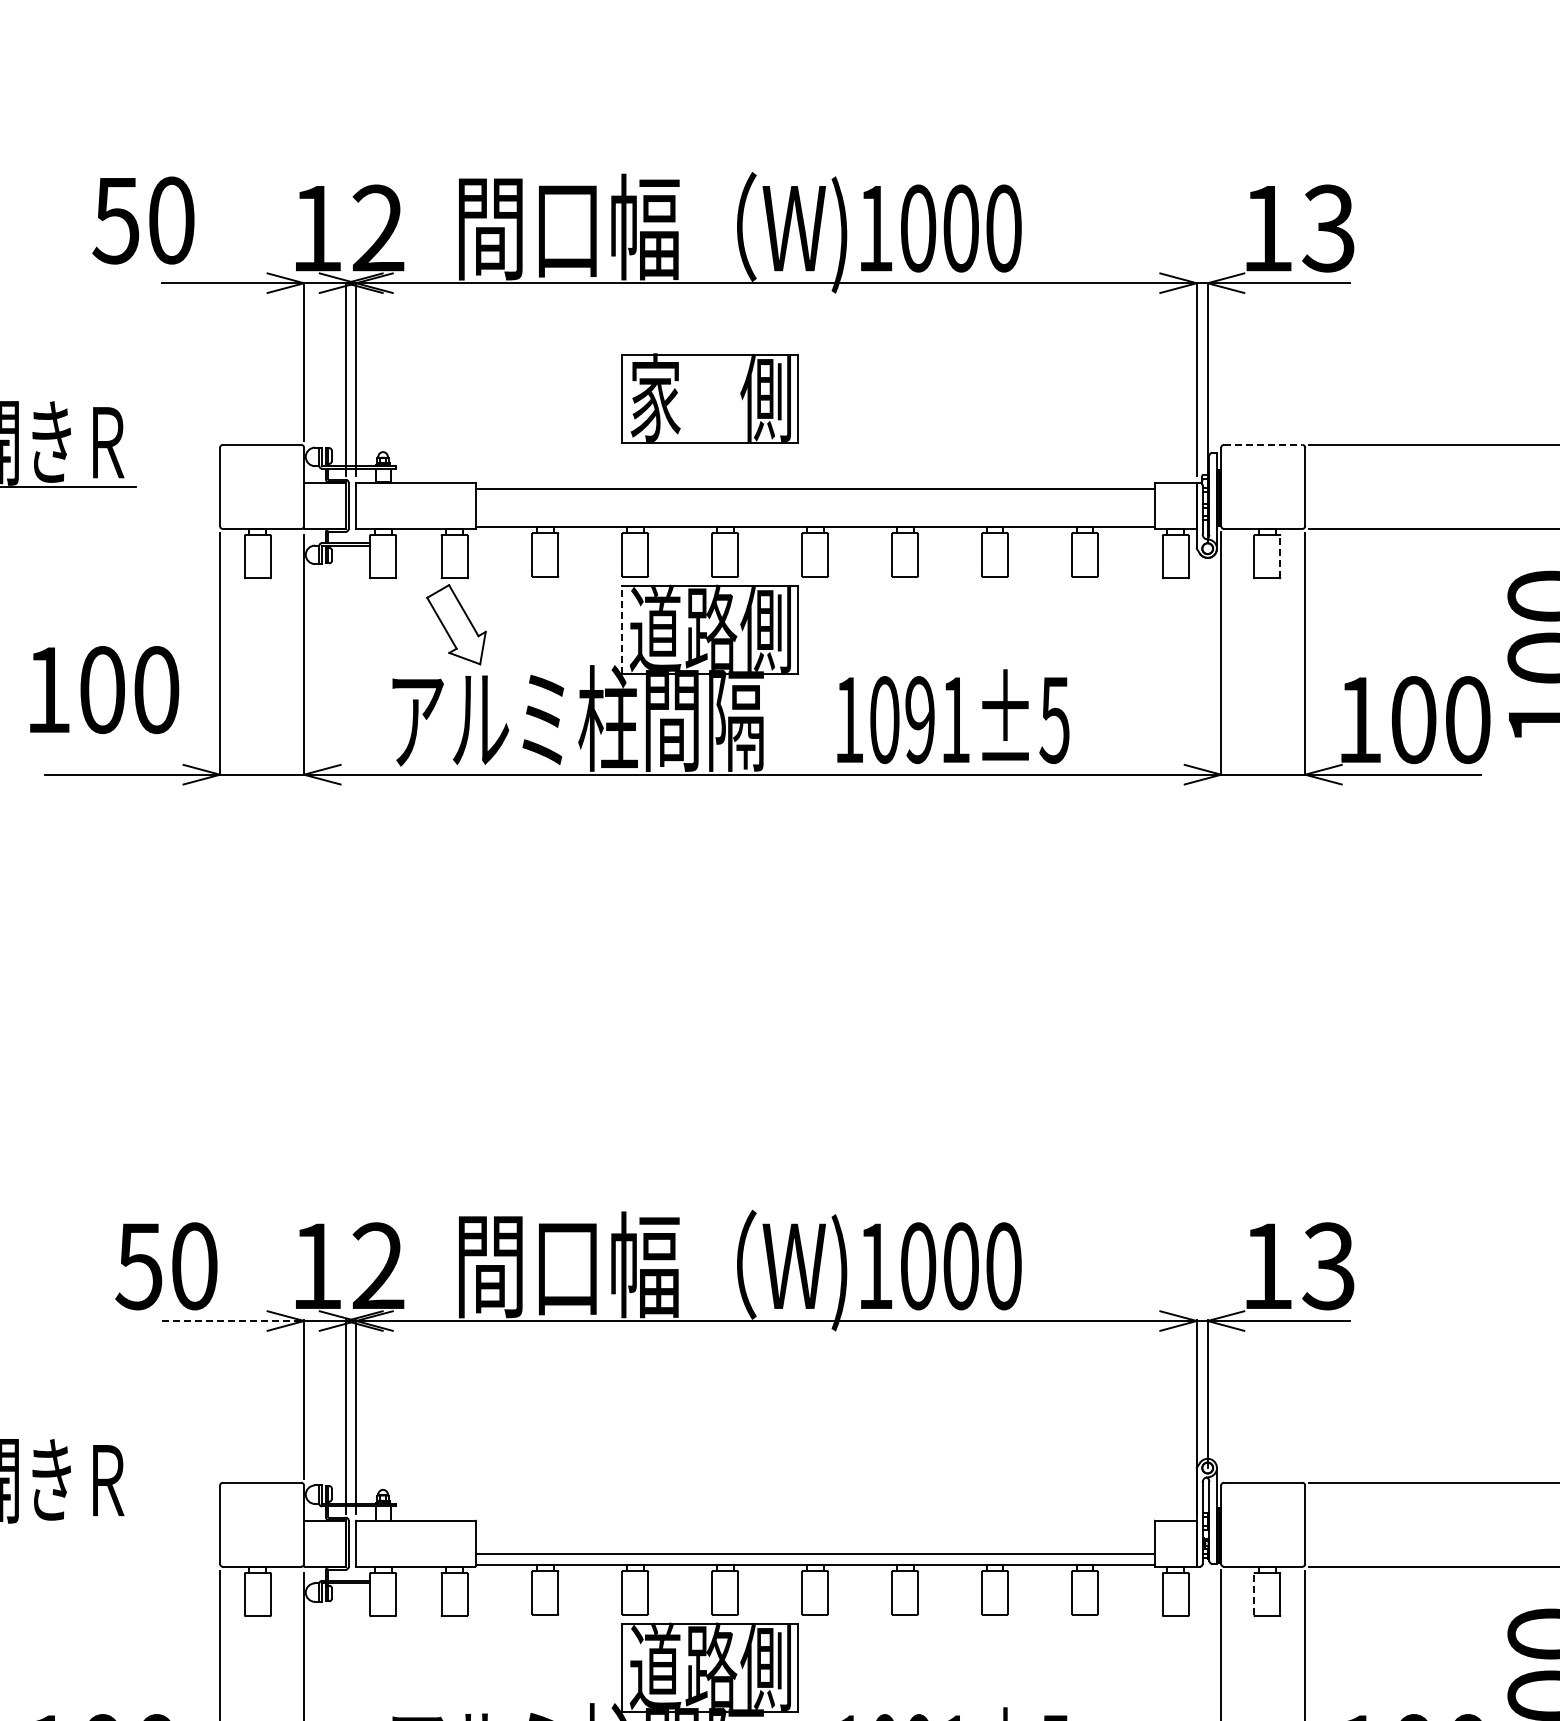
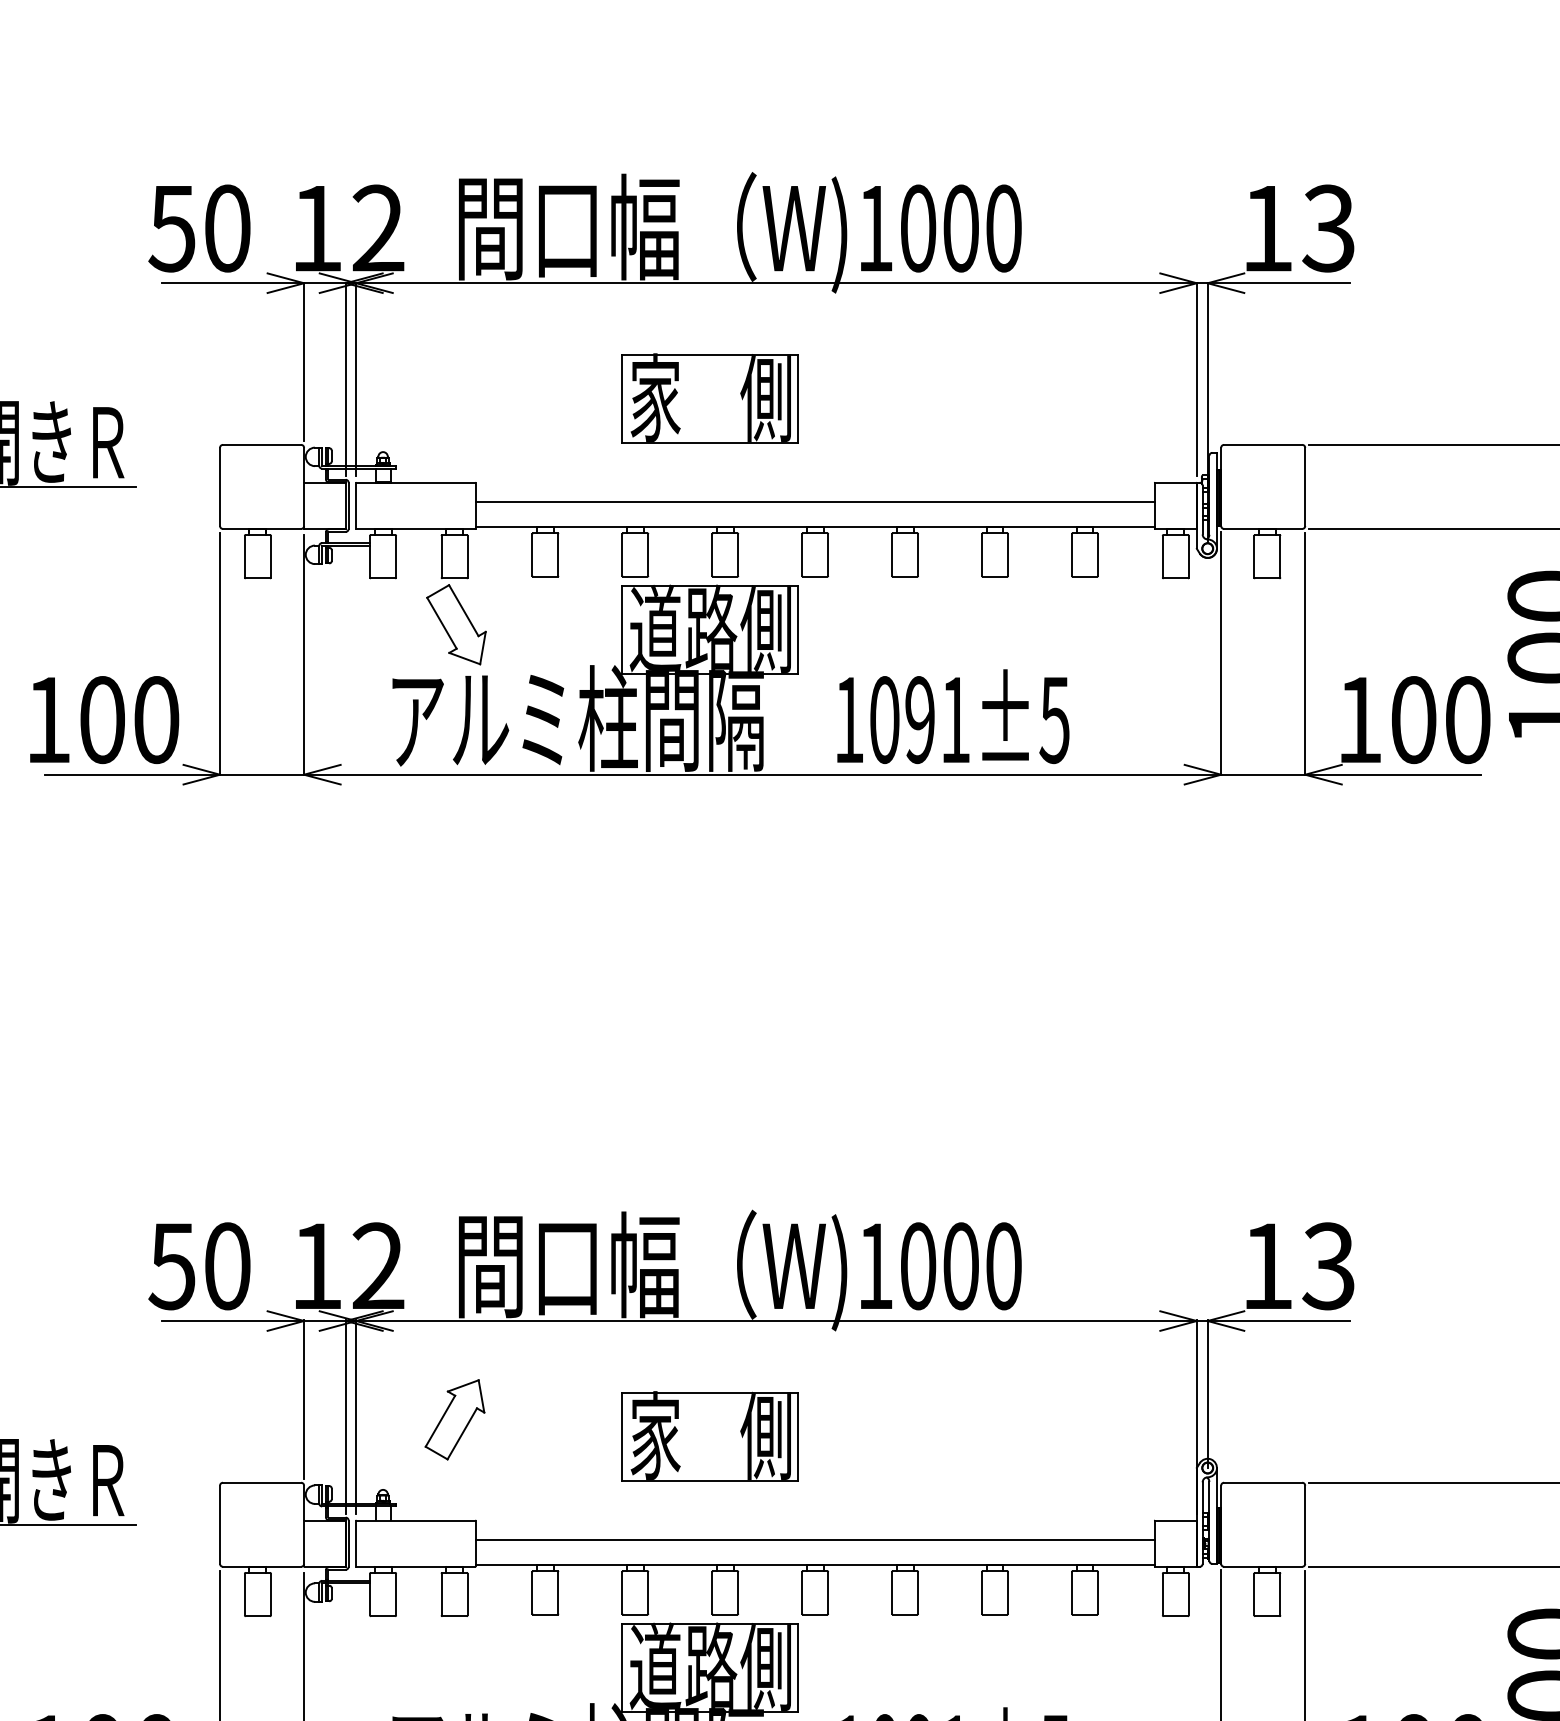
text position: (143, 220) -> (199, 228) (199, 228)
line: dashed -> solid (1263, 444)
line position: (814, 489) -> (814, 502) (814, 502)
line: dashed -> solid (1280, 556)
line: dashed -> solid (621, 629)
text position: (104, 690) -> (104, 720) (104, 720)
text position: (166, 1266) -> (199, 1266) (199, 1266)
line: dashed -> solid (233, 1321)
part: none -> present (454, 1419)
part: none -> present (709, 1436)
line: none -> present (68, 1524)
line position: (814, 1553) -> (814, 1539) (814, 1539)
line: dashed -> solid (1254, 1594)
